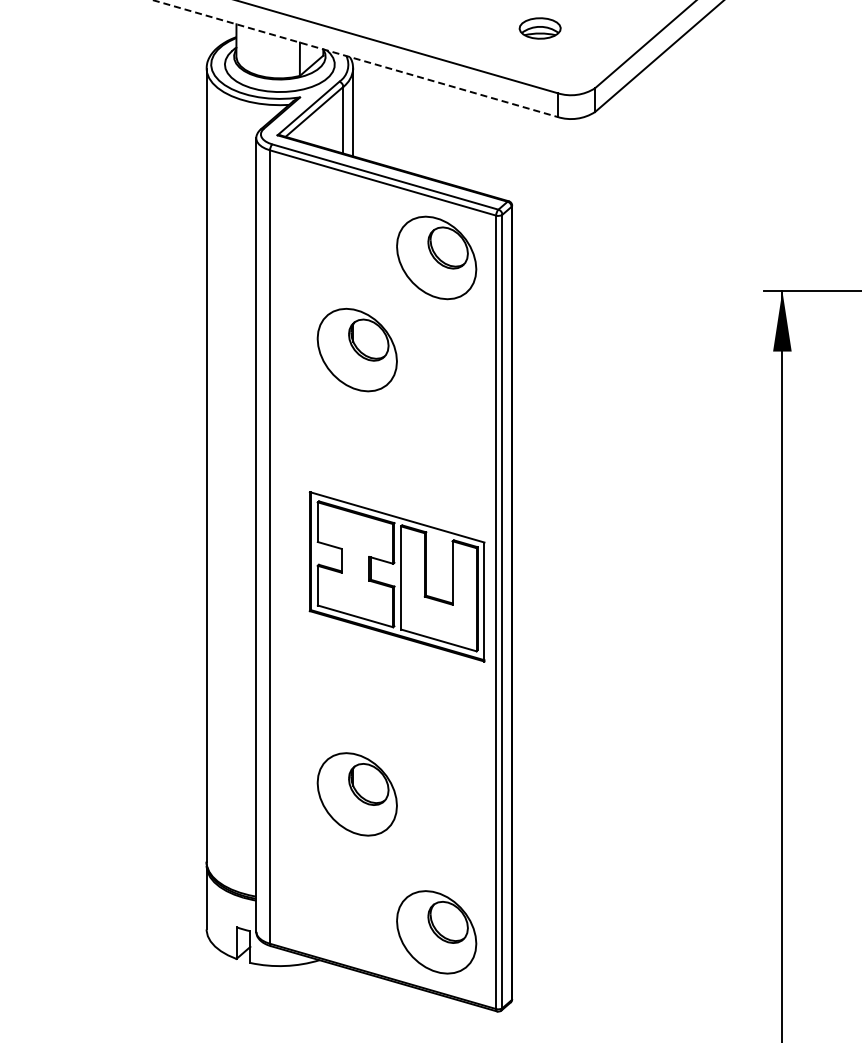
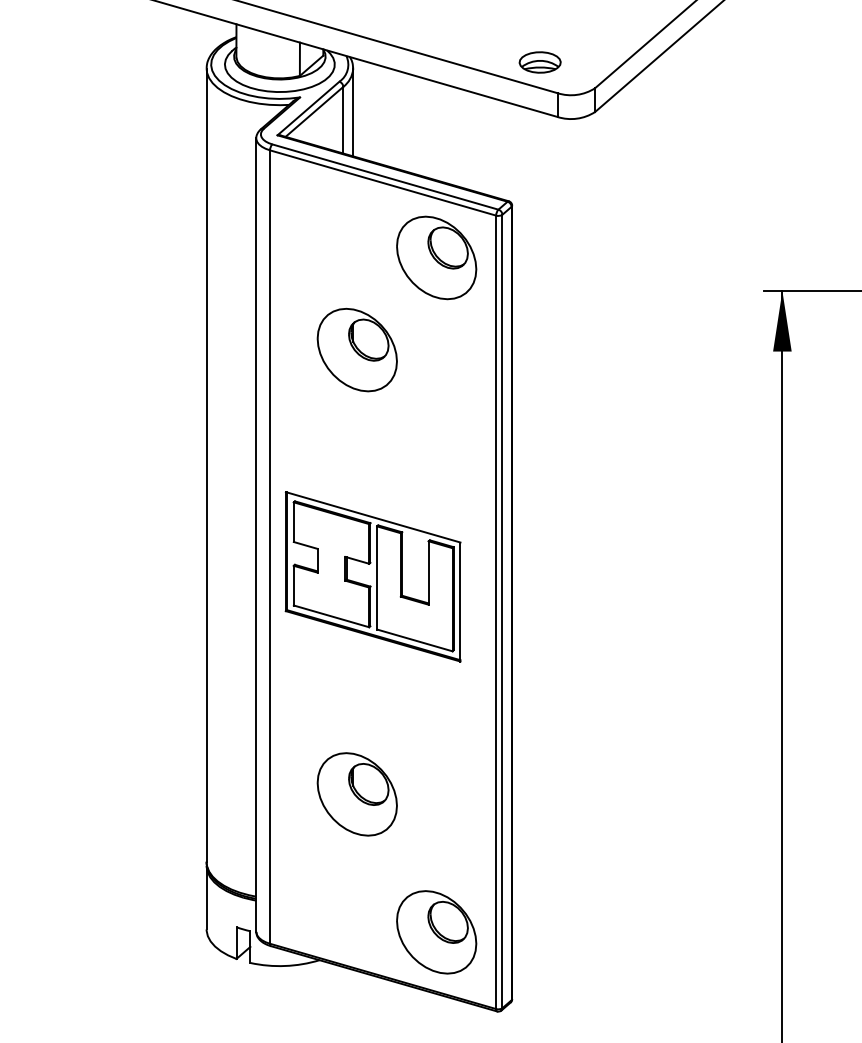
part position: (539, 28) -> (539, 62) (539, 62)
line: dashed -> solid (355, 58)
part position: (396, 576) -> (372, 576) (372, 576)
